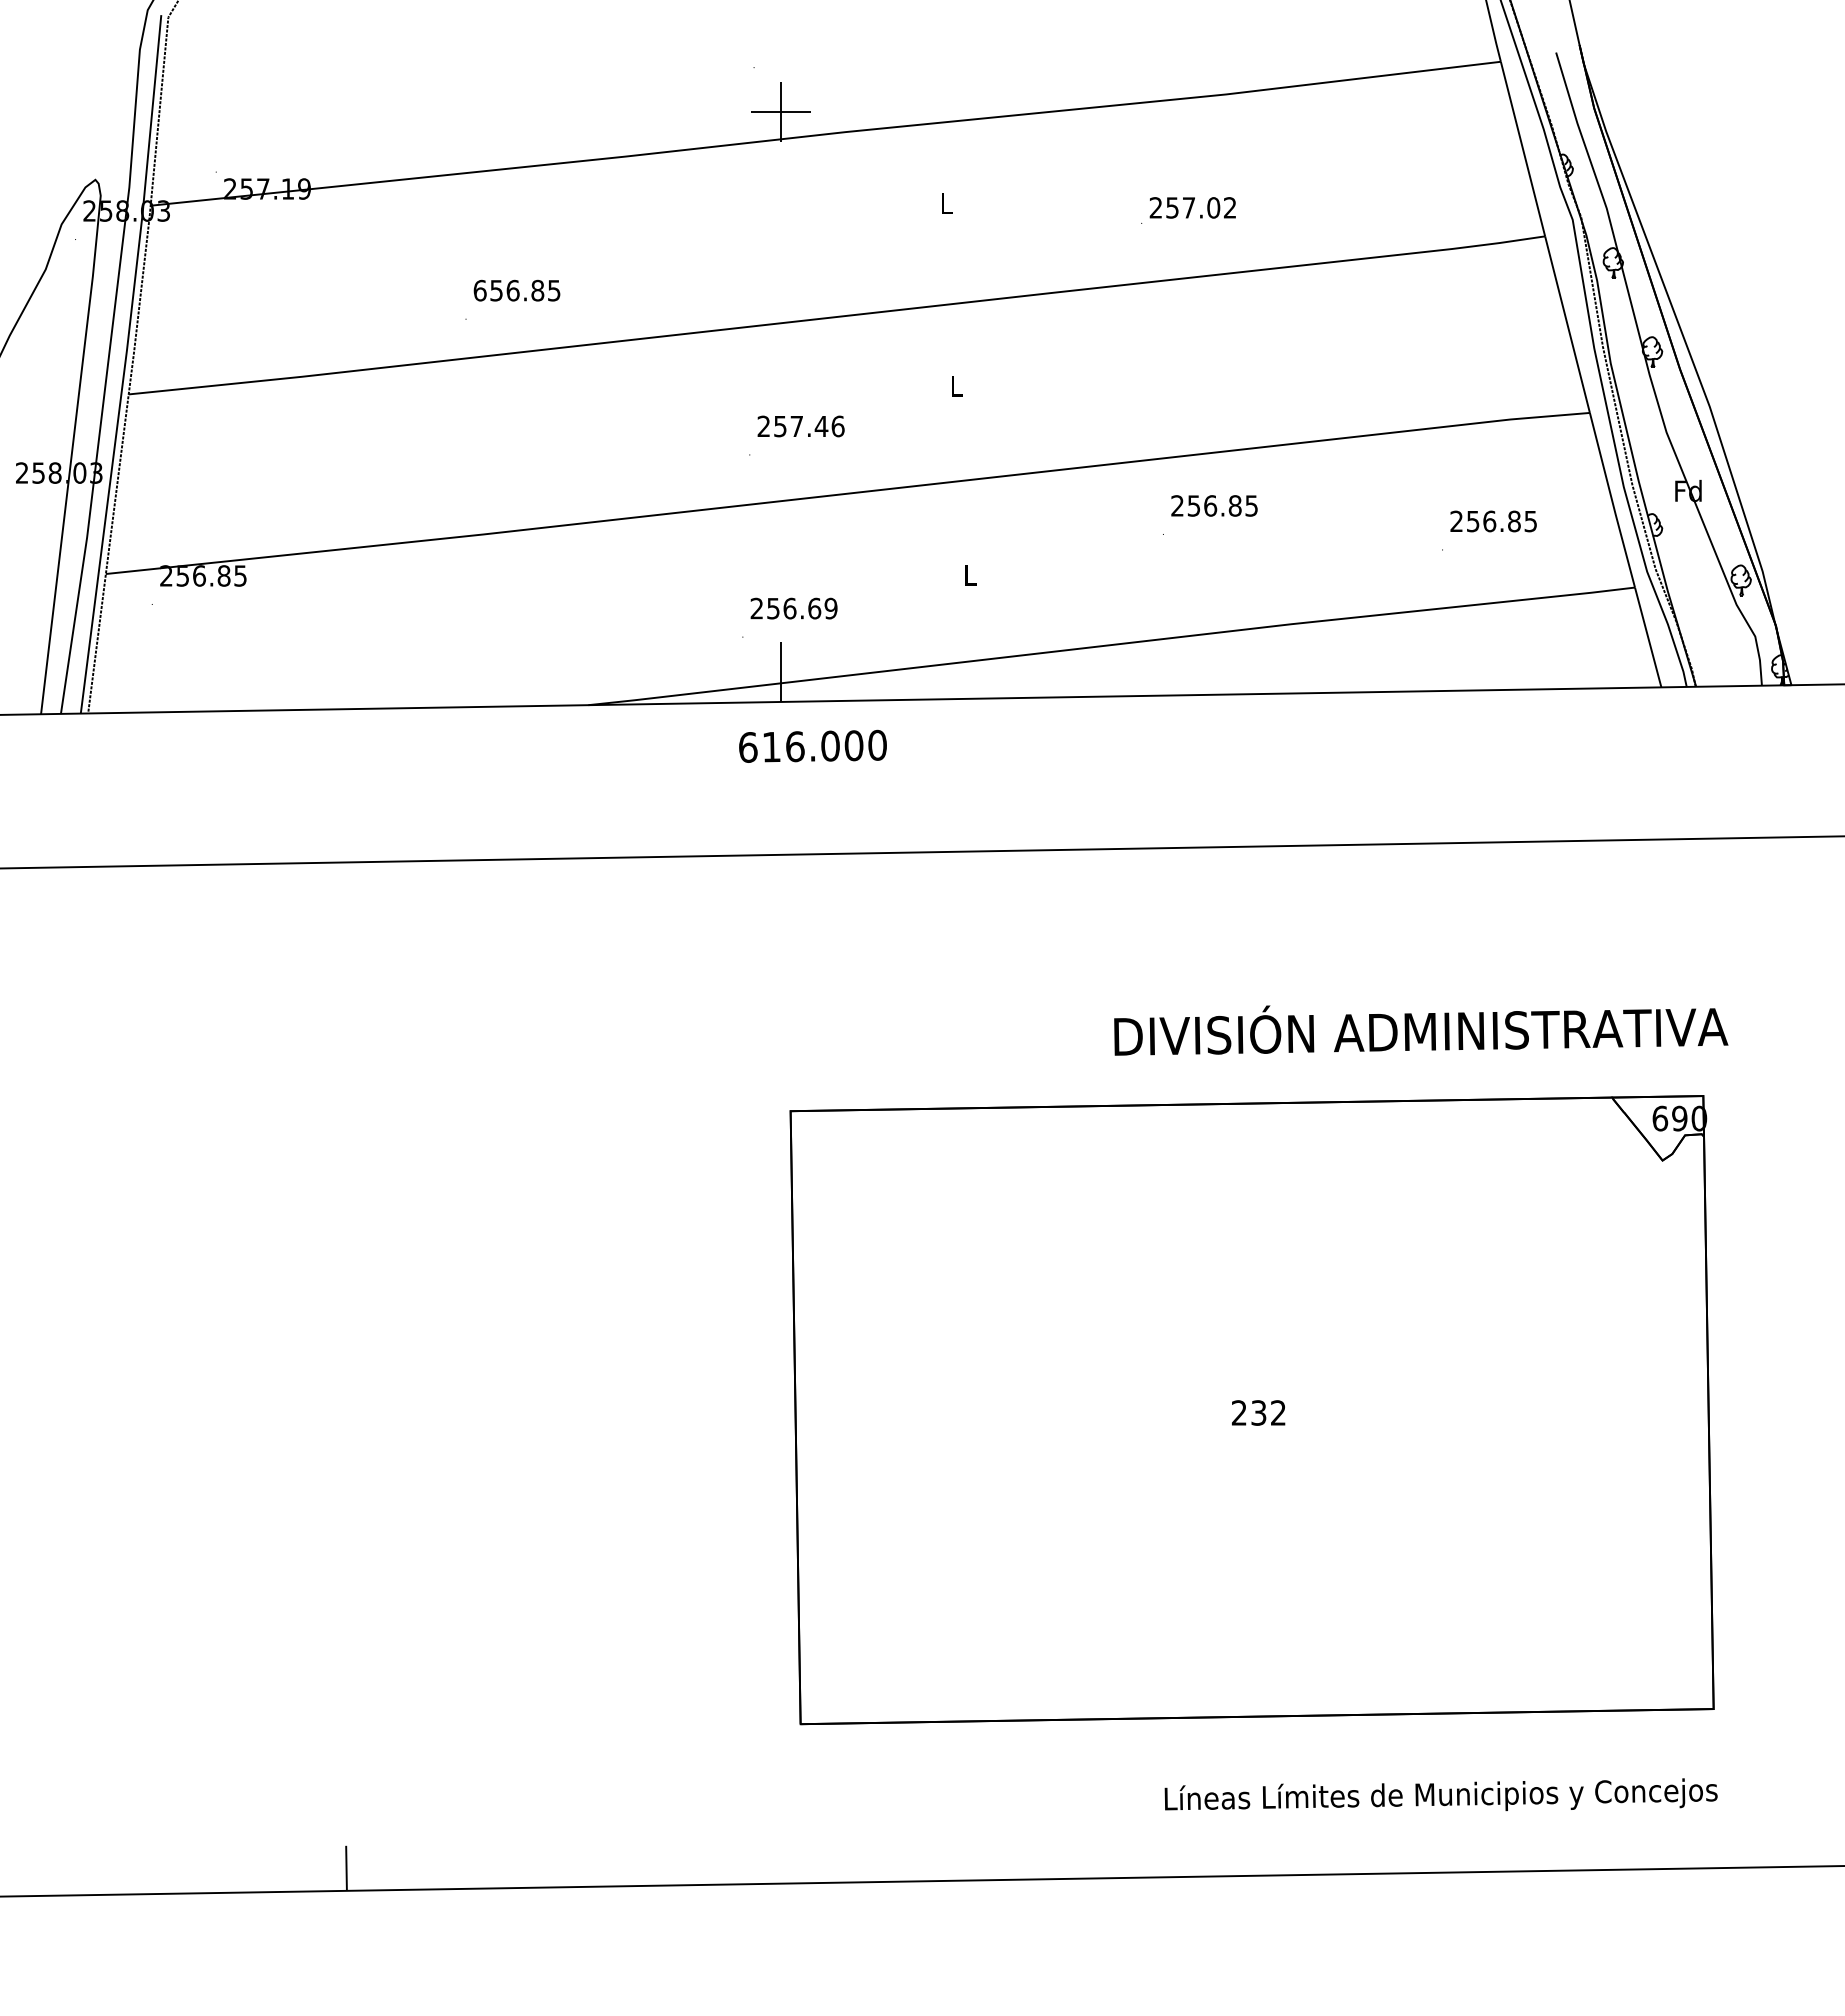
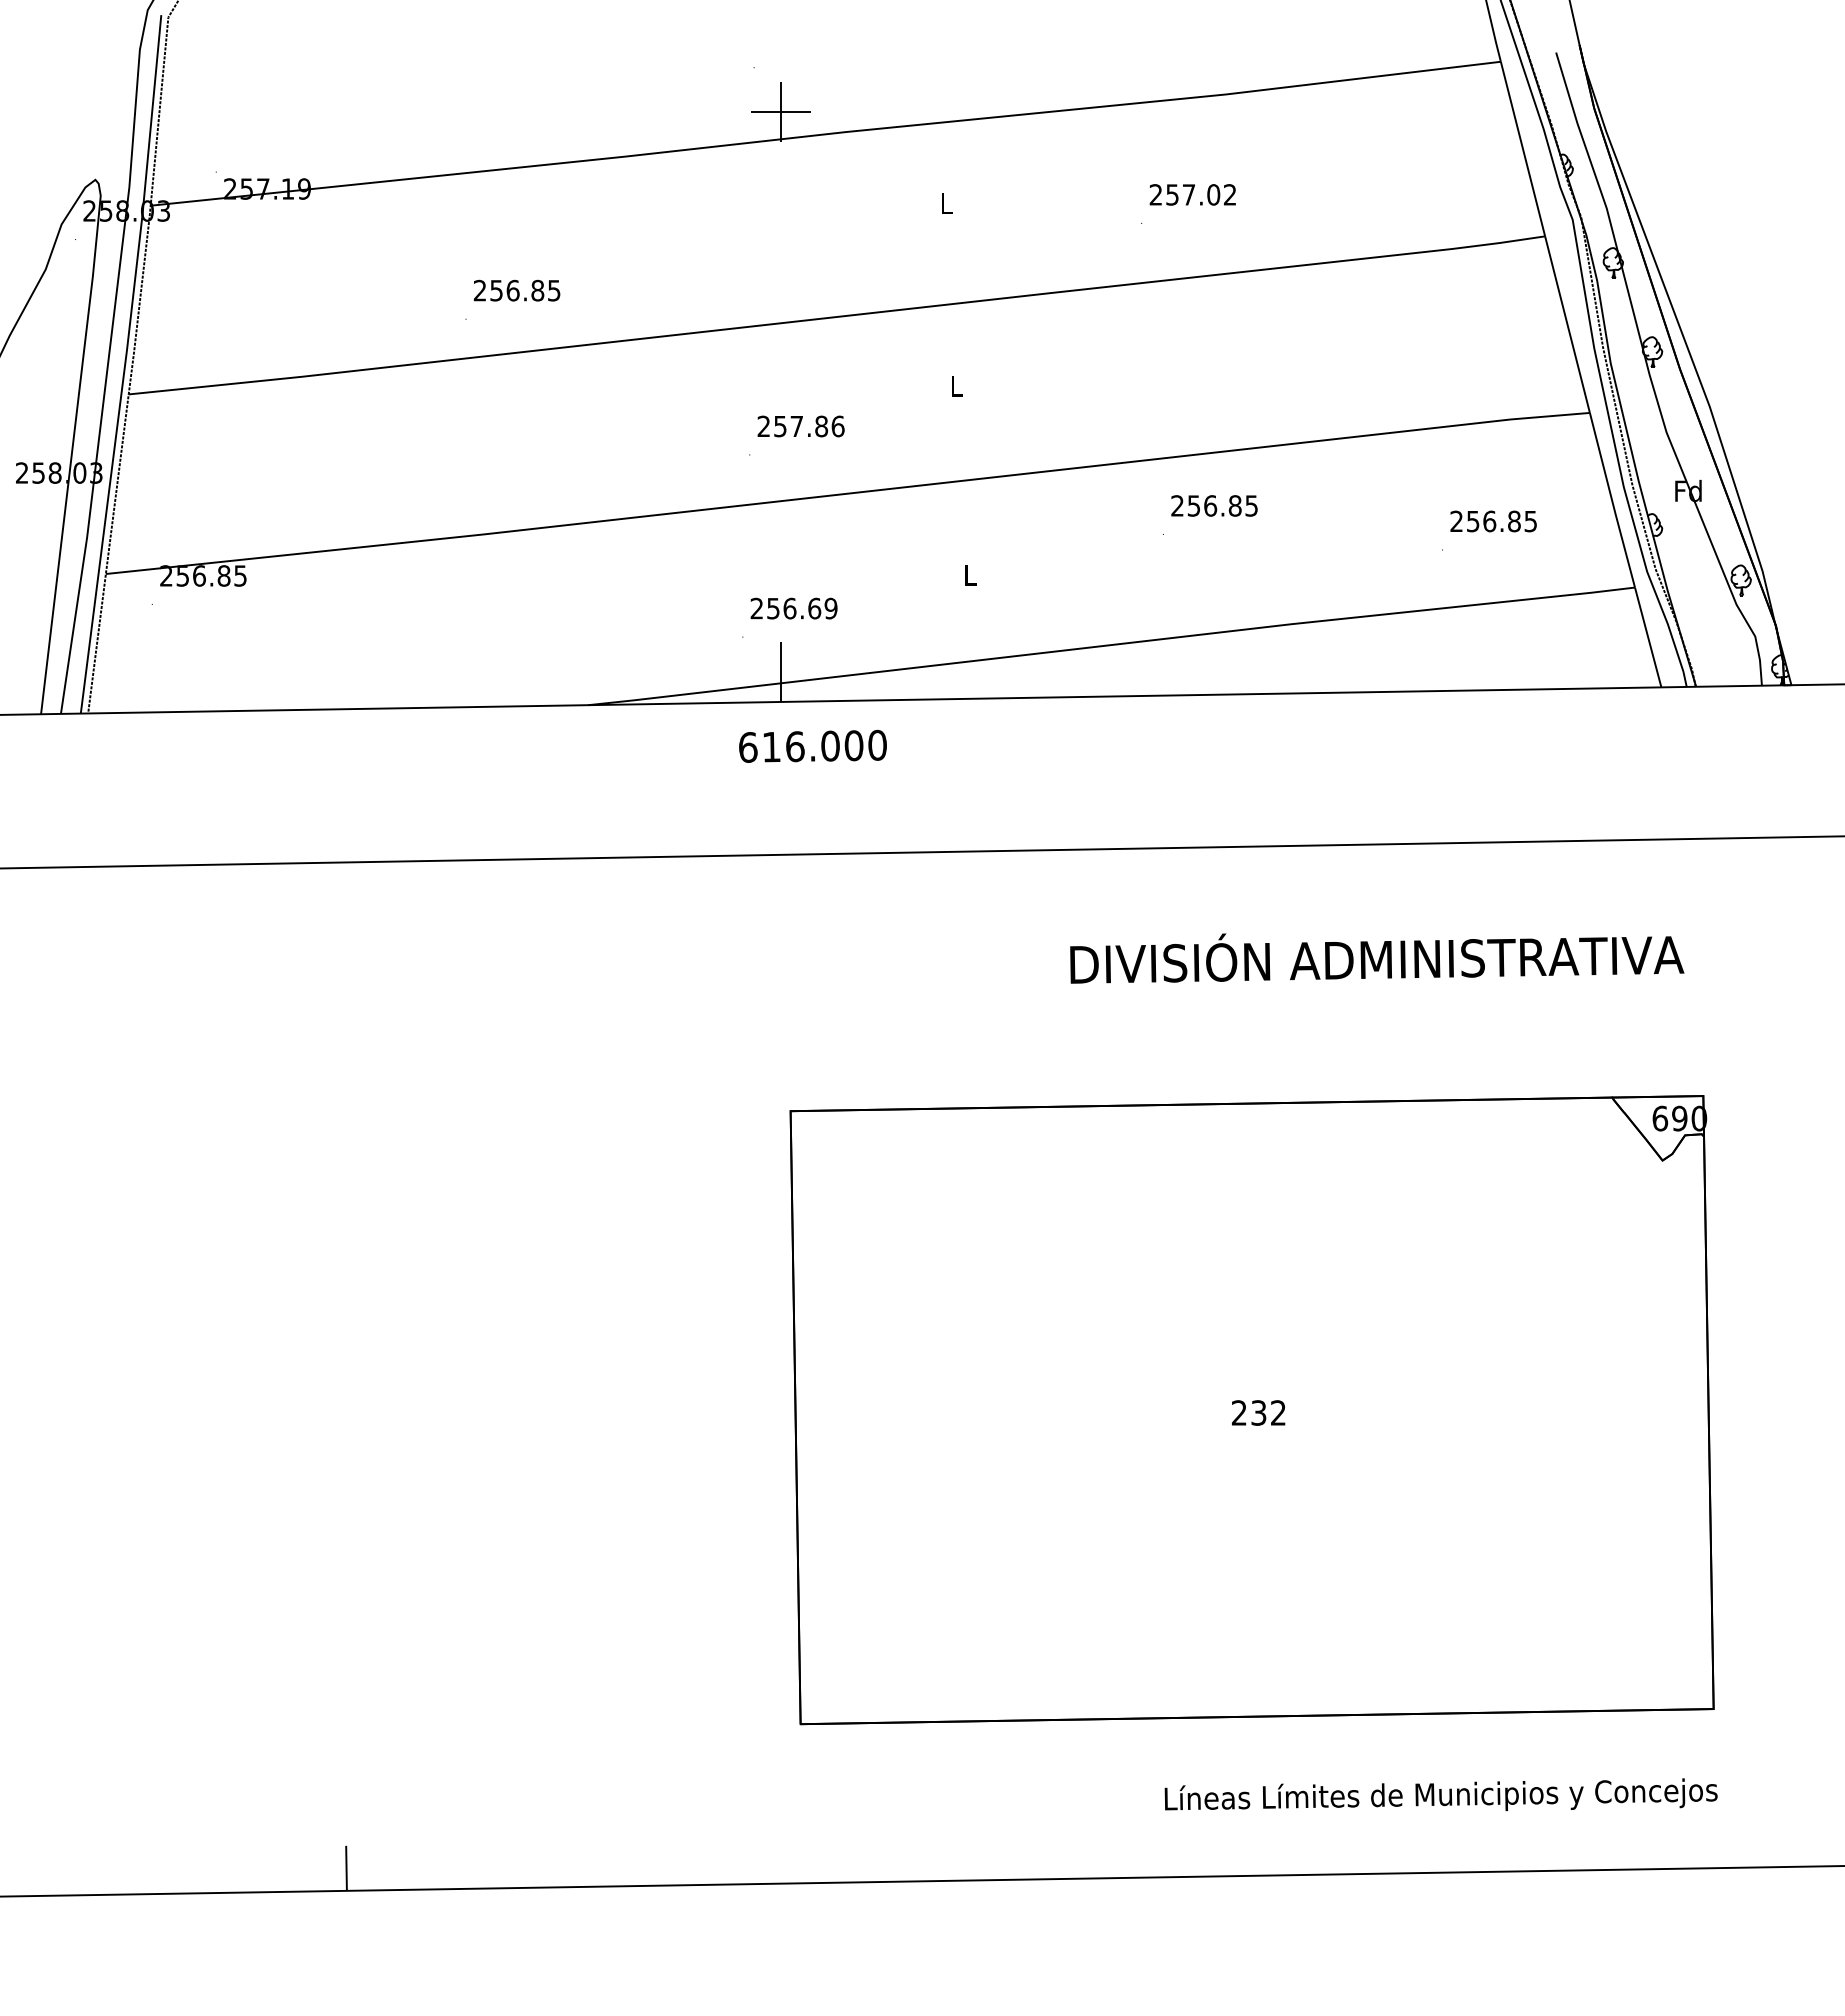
text position: (1192, 207) -> (1192, 194) (1192, 194)
text: 656.85 -> 256.85 (479, 290)
text: 257.46 -> 257.86 (821, 426)
text position: (1421, 1030) -> (1377, 958) (1377, 958)
